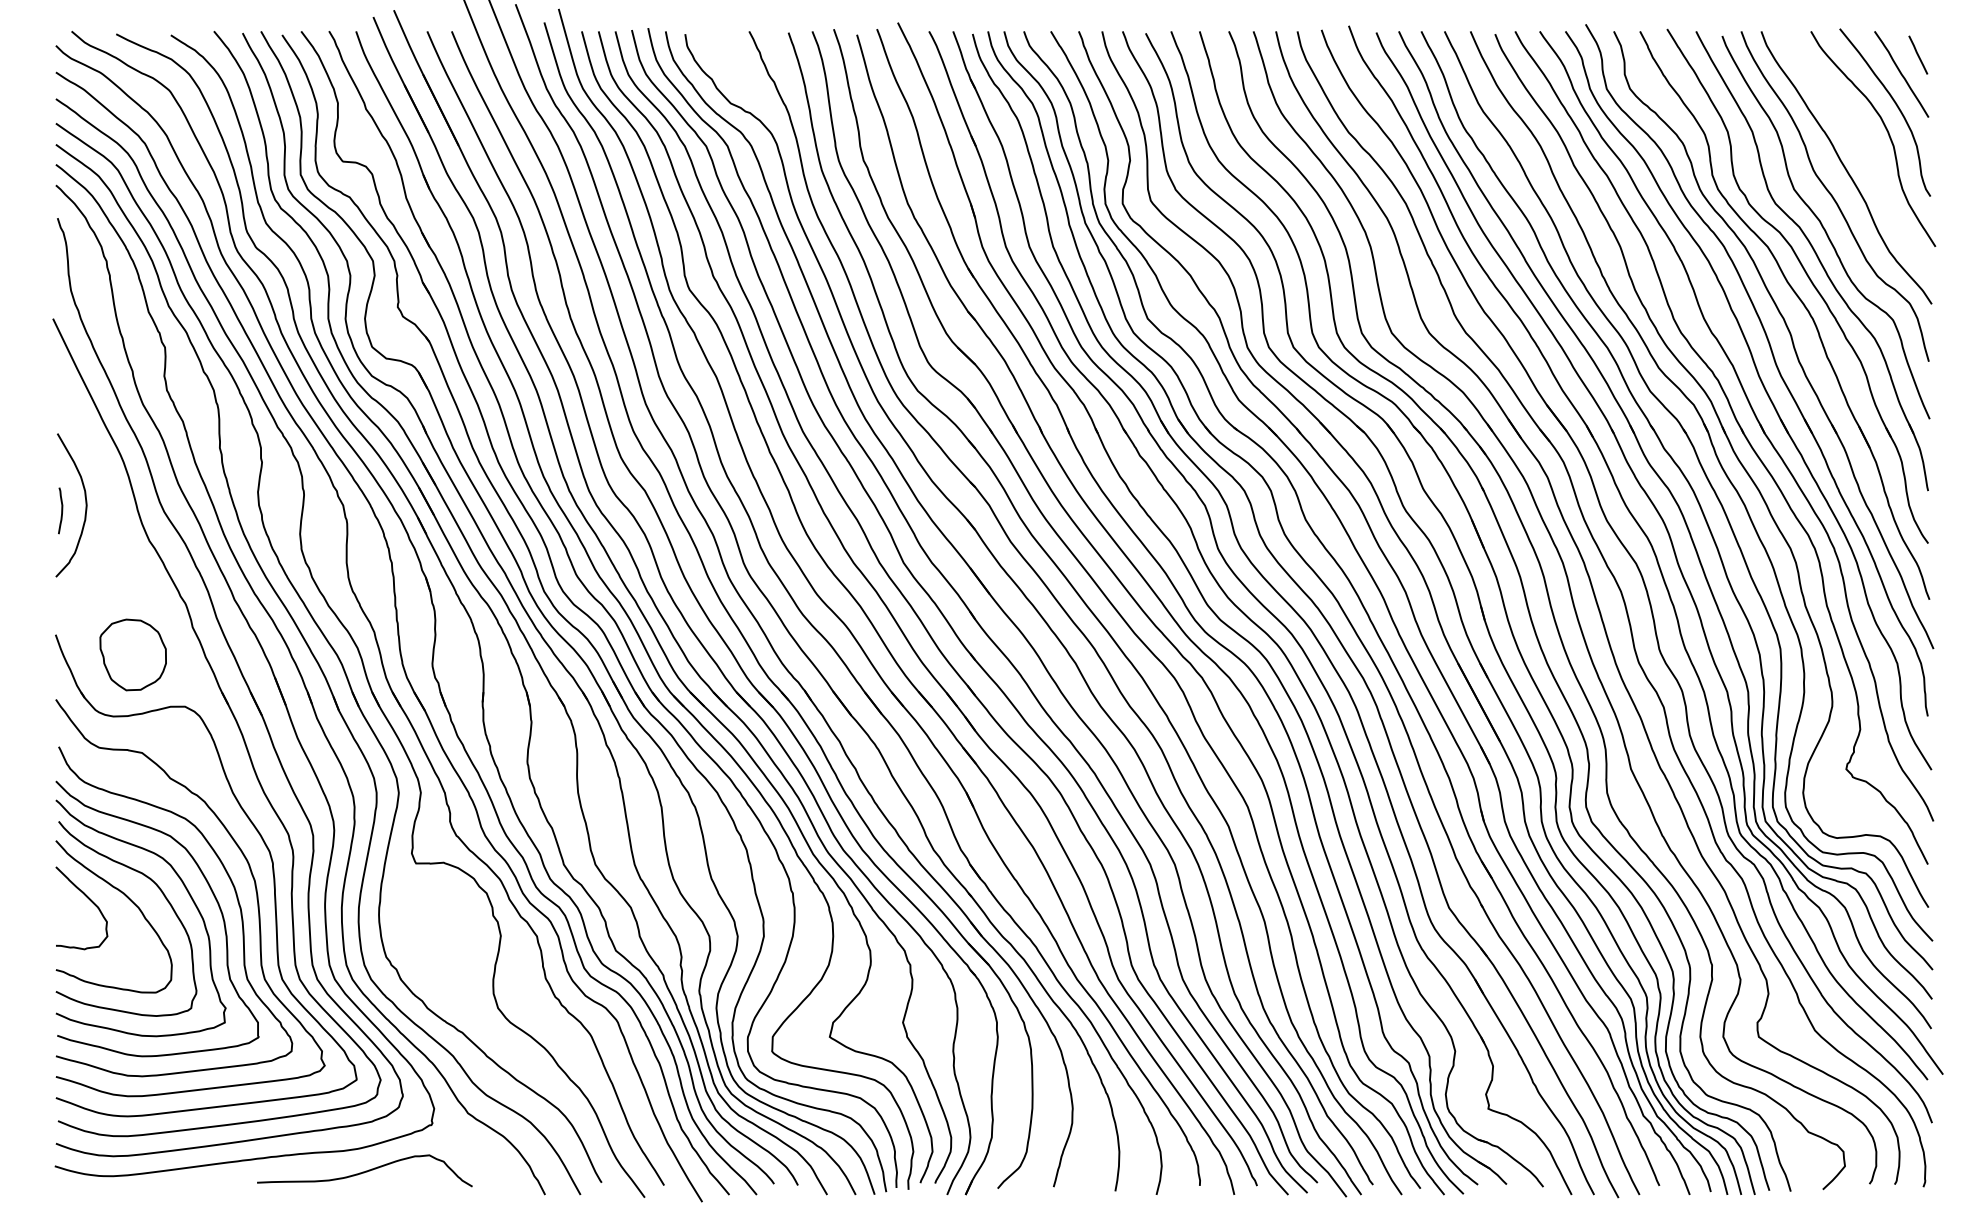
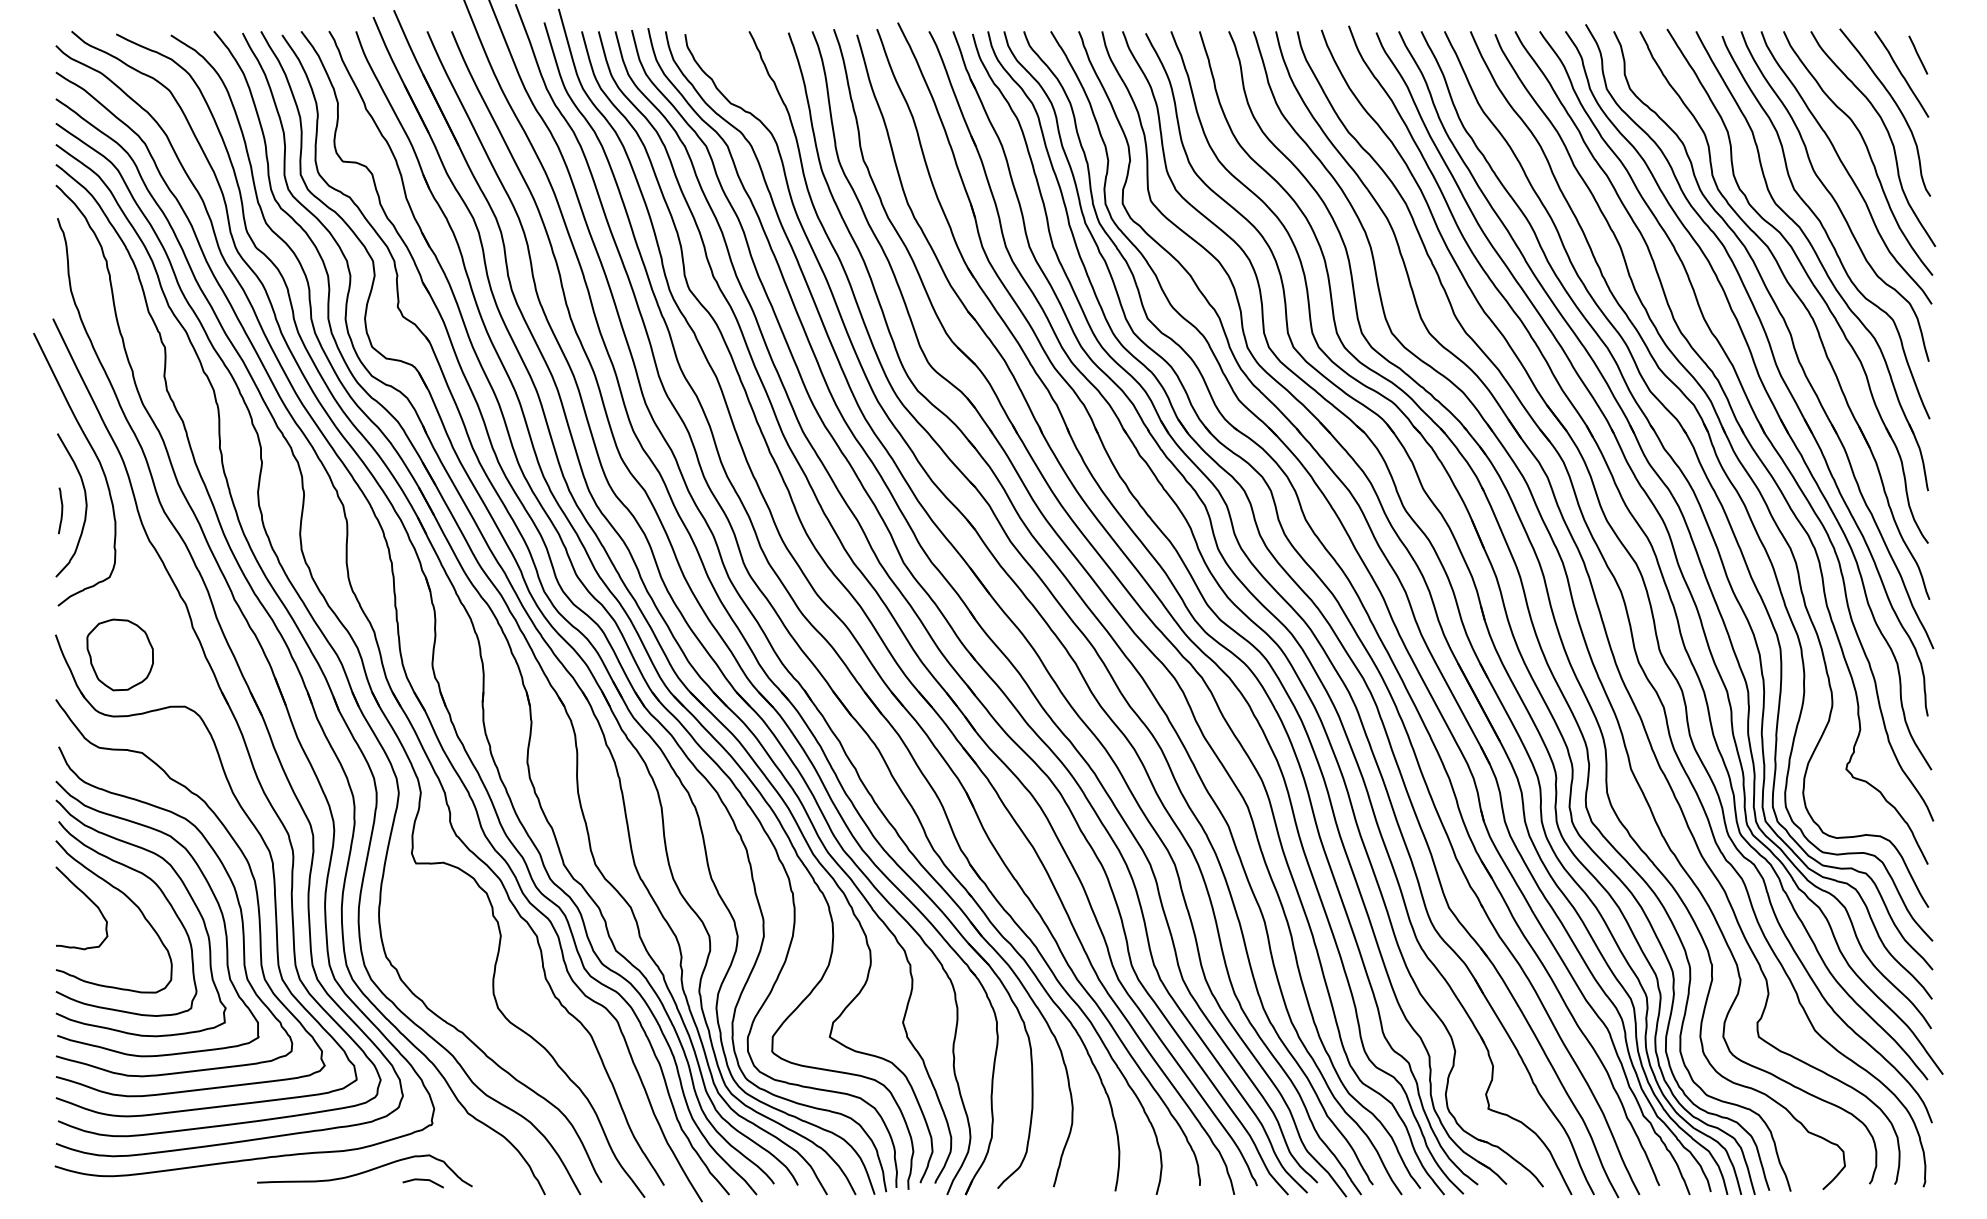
curve: none -> present (1866, 149)
curve: none -> present (96, 458)
part position: (132, 654) -> (119, 654) (119, 654)
line: none -> present (422, 1180)
